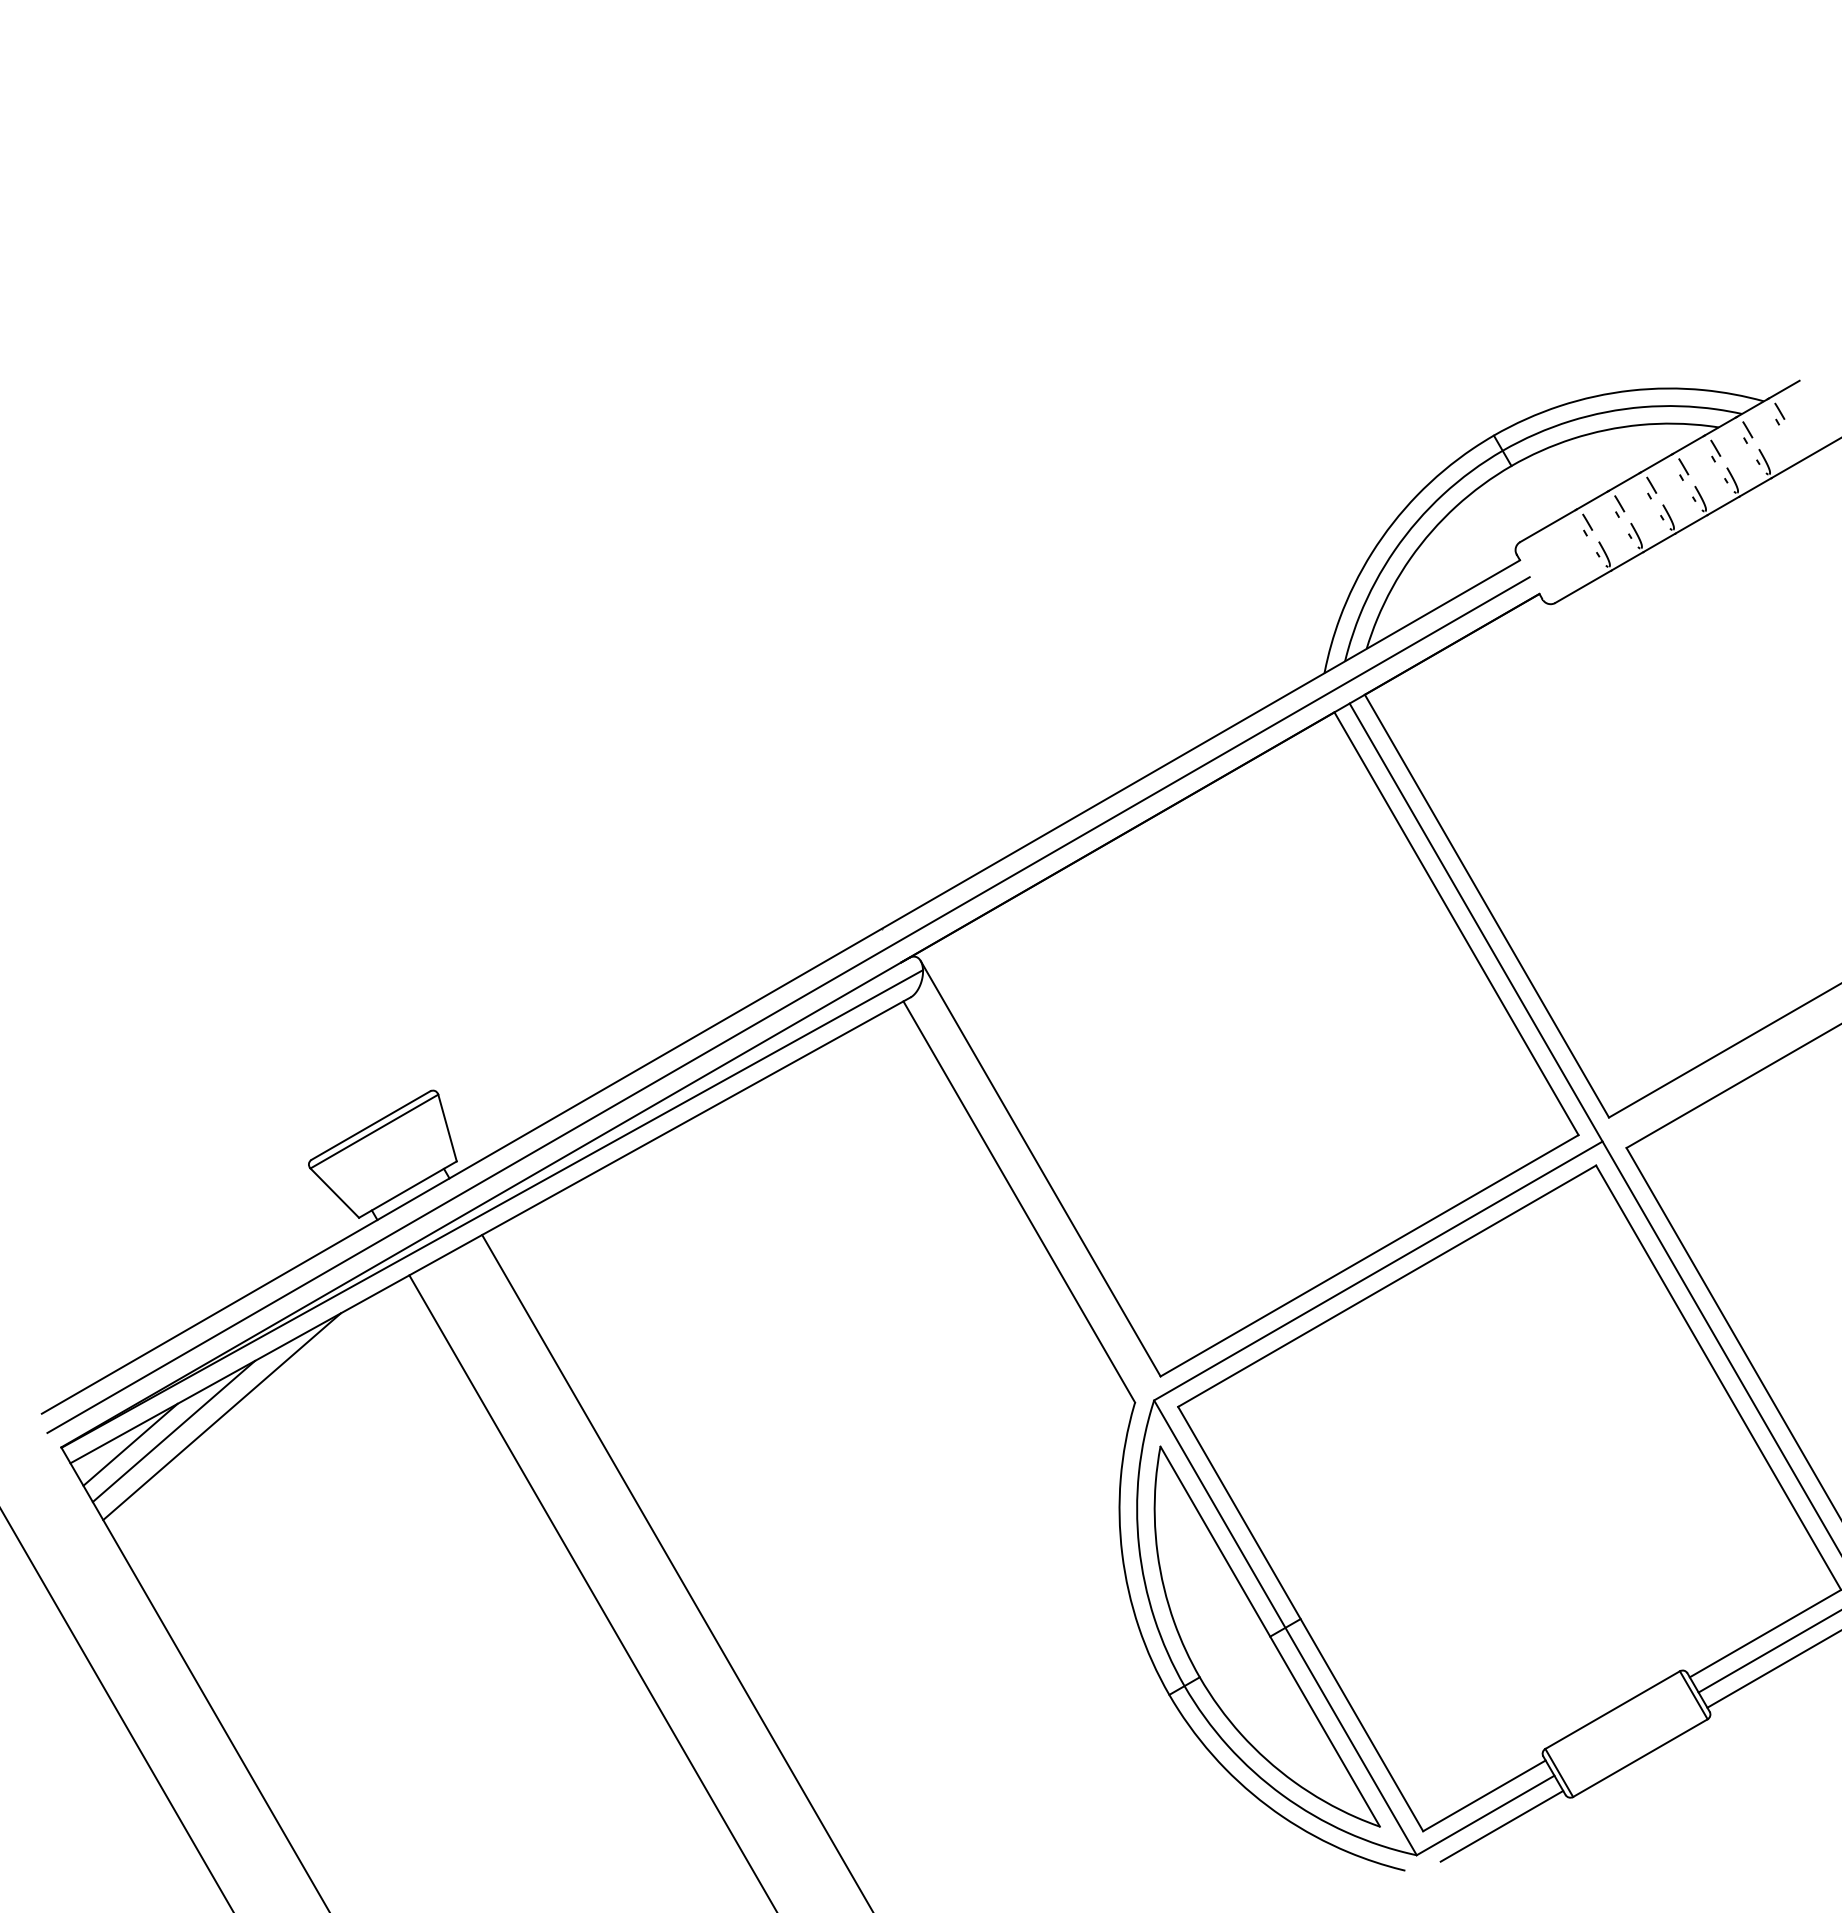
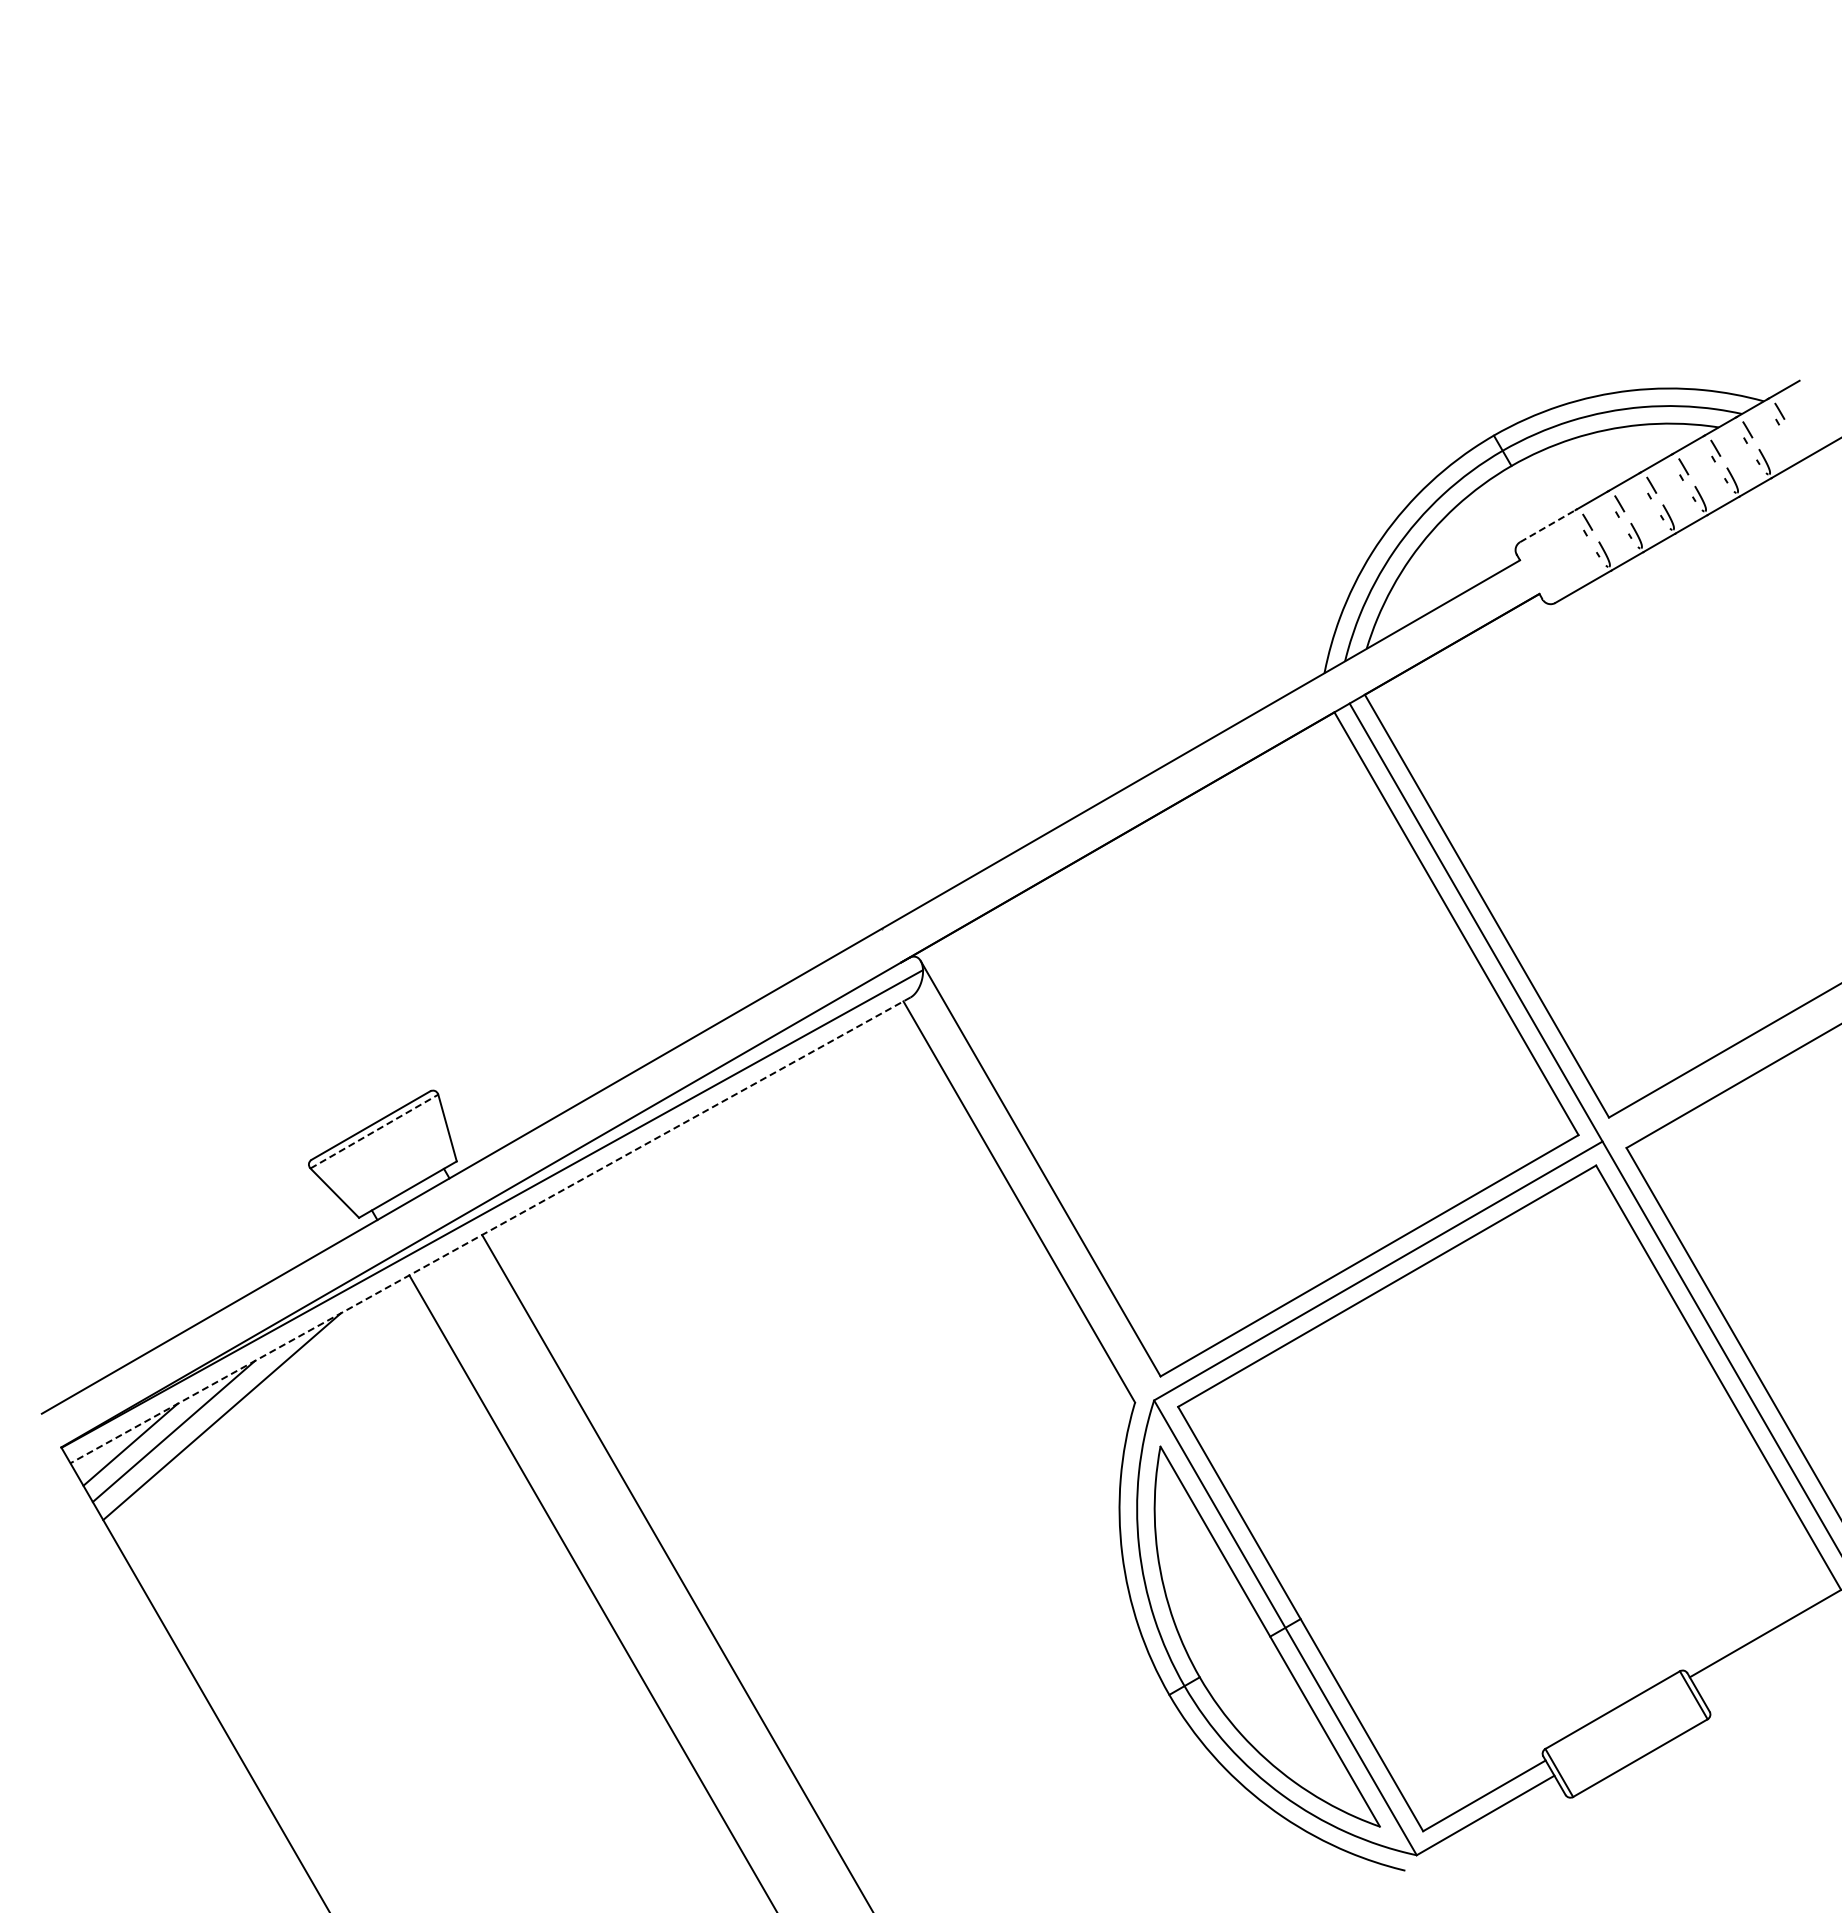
line: solid -> dashed (1547, 526)
line: present -> none (788, 1004)
line: solid -> dashed (374, 1131)
line: solid -> dashed (490, 1230)
line: present -> none (1768, 1651)
line: present -> none (1772, 1669)
line: present -> none (116, 1710)
line: present -> none (1501, 1825)
